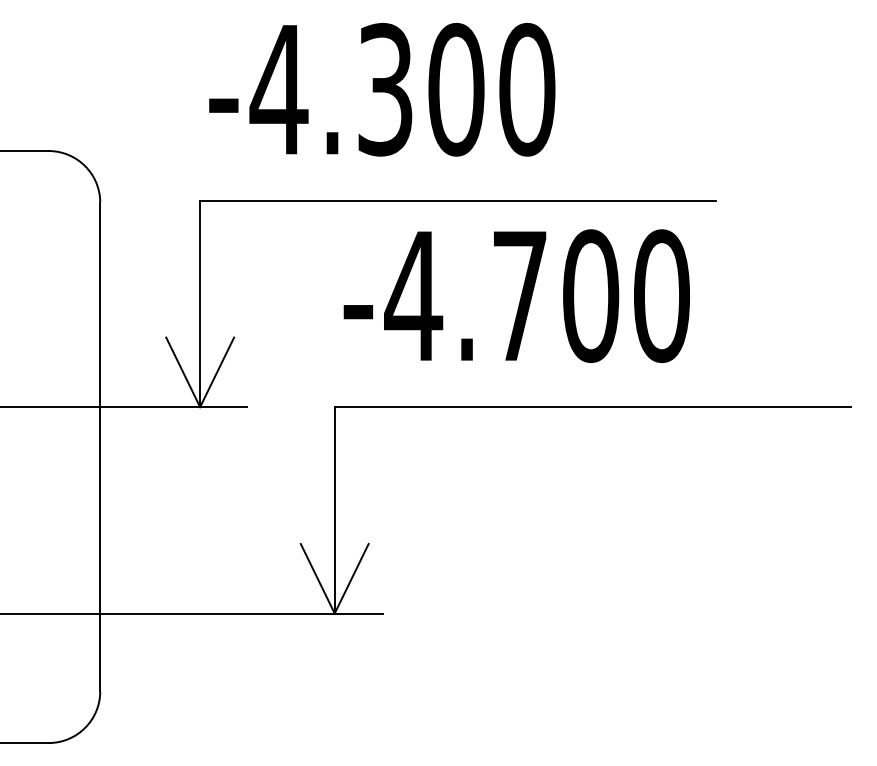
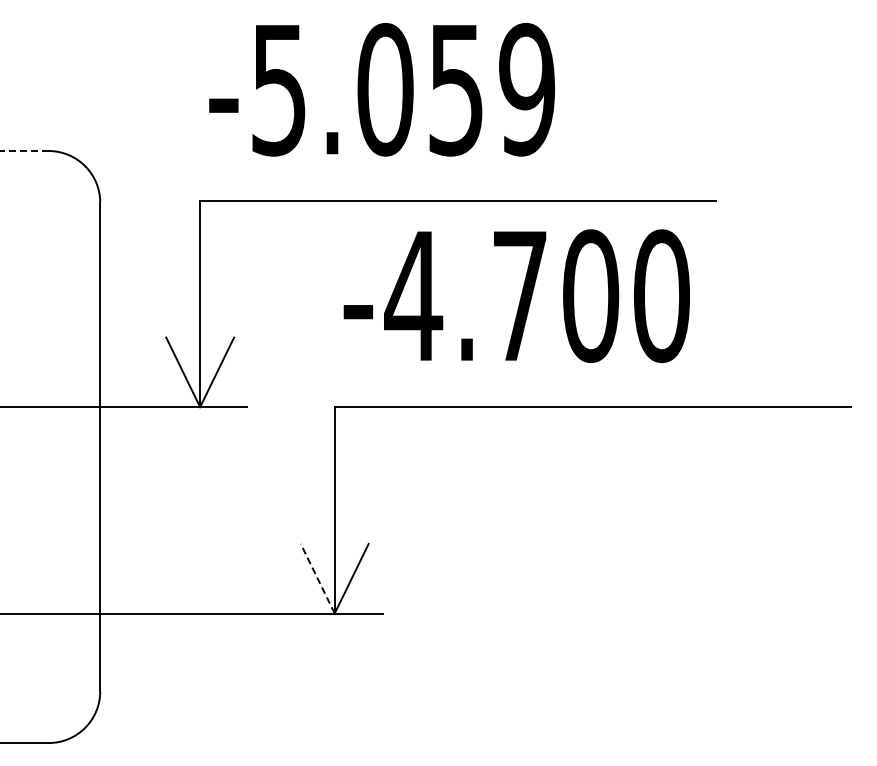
text: -4.300 -> -5.059 (402, 89)
line: solid -> dashed (24, 151)
line: solid -> dashed (317, 578)
